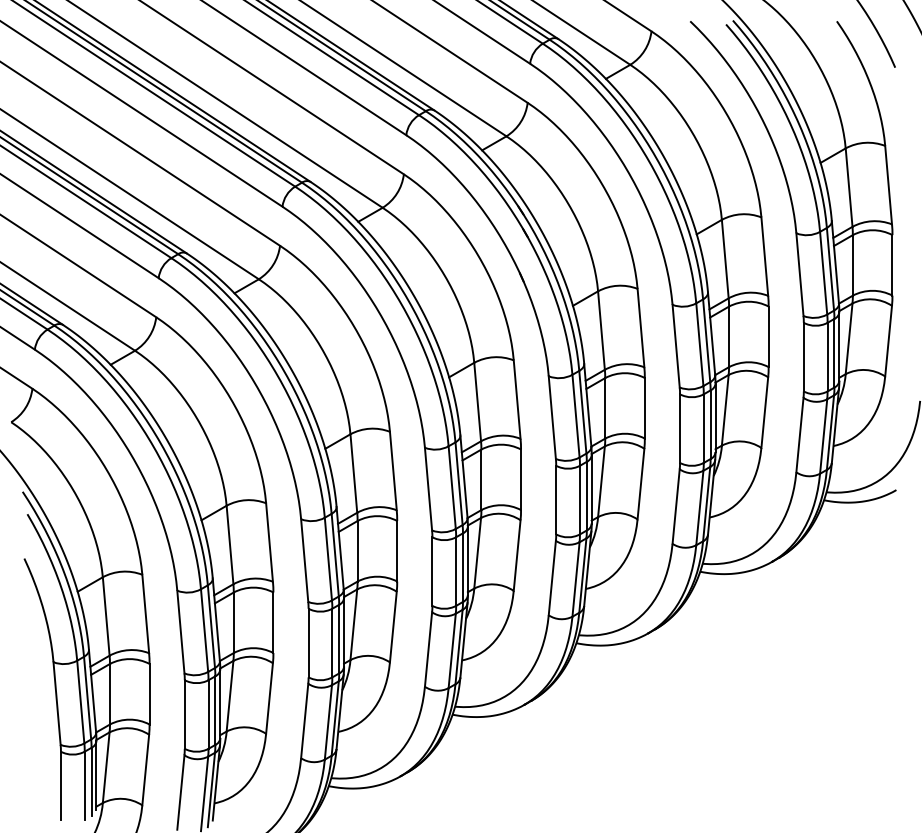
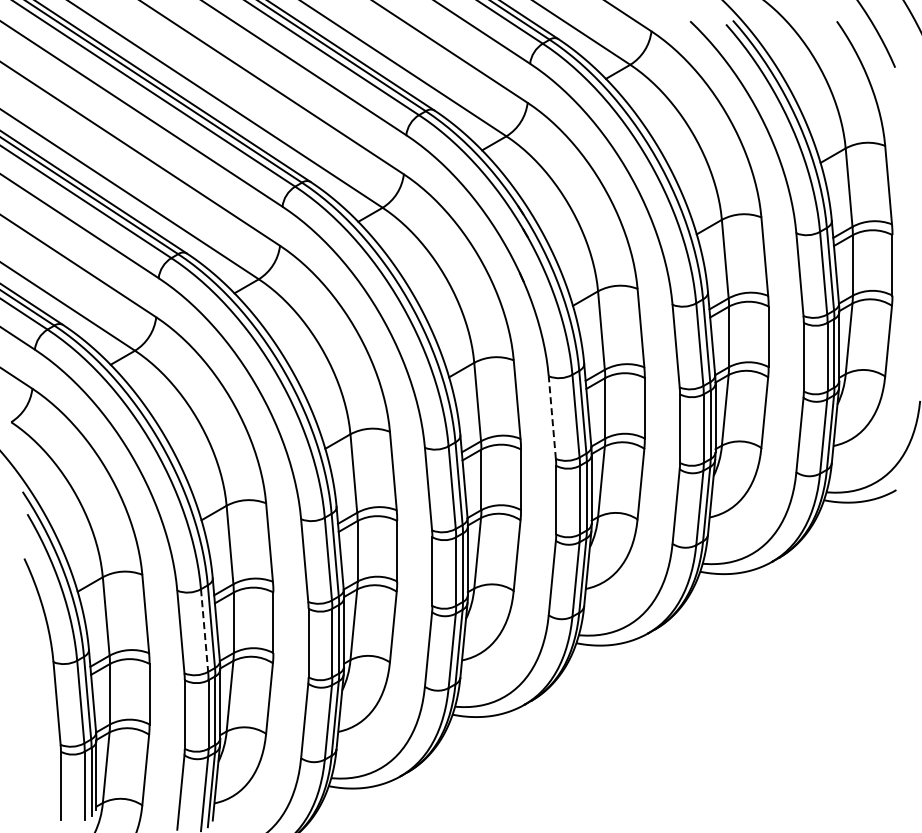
line: solid -> dashed (552, 417)
line: solid -> dashed (204, 631)
